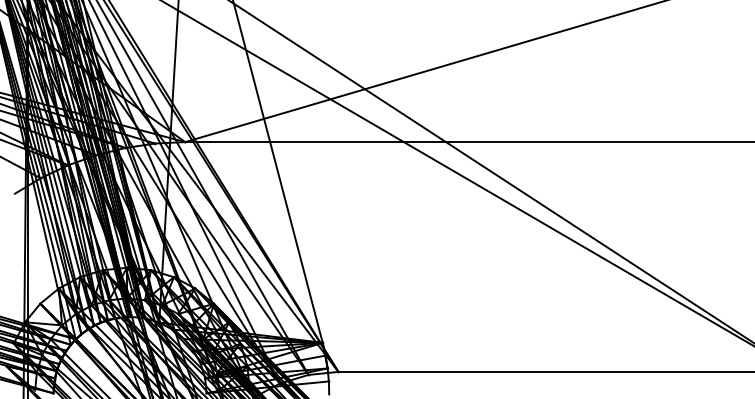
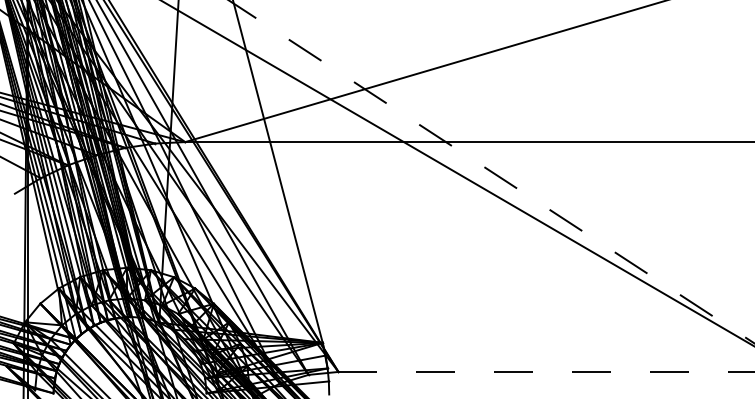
line: solid -> dashed (491, 172)
line: solid -> dashed (546, 371)
